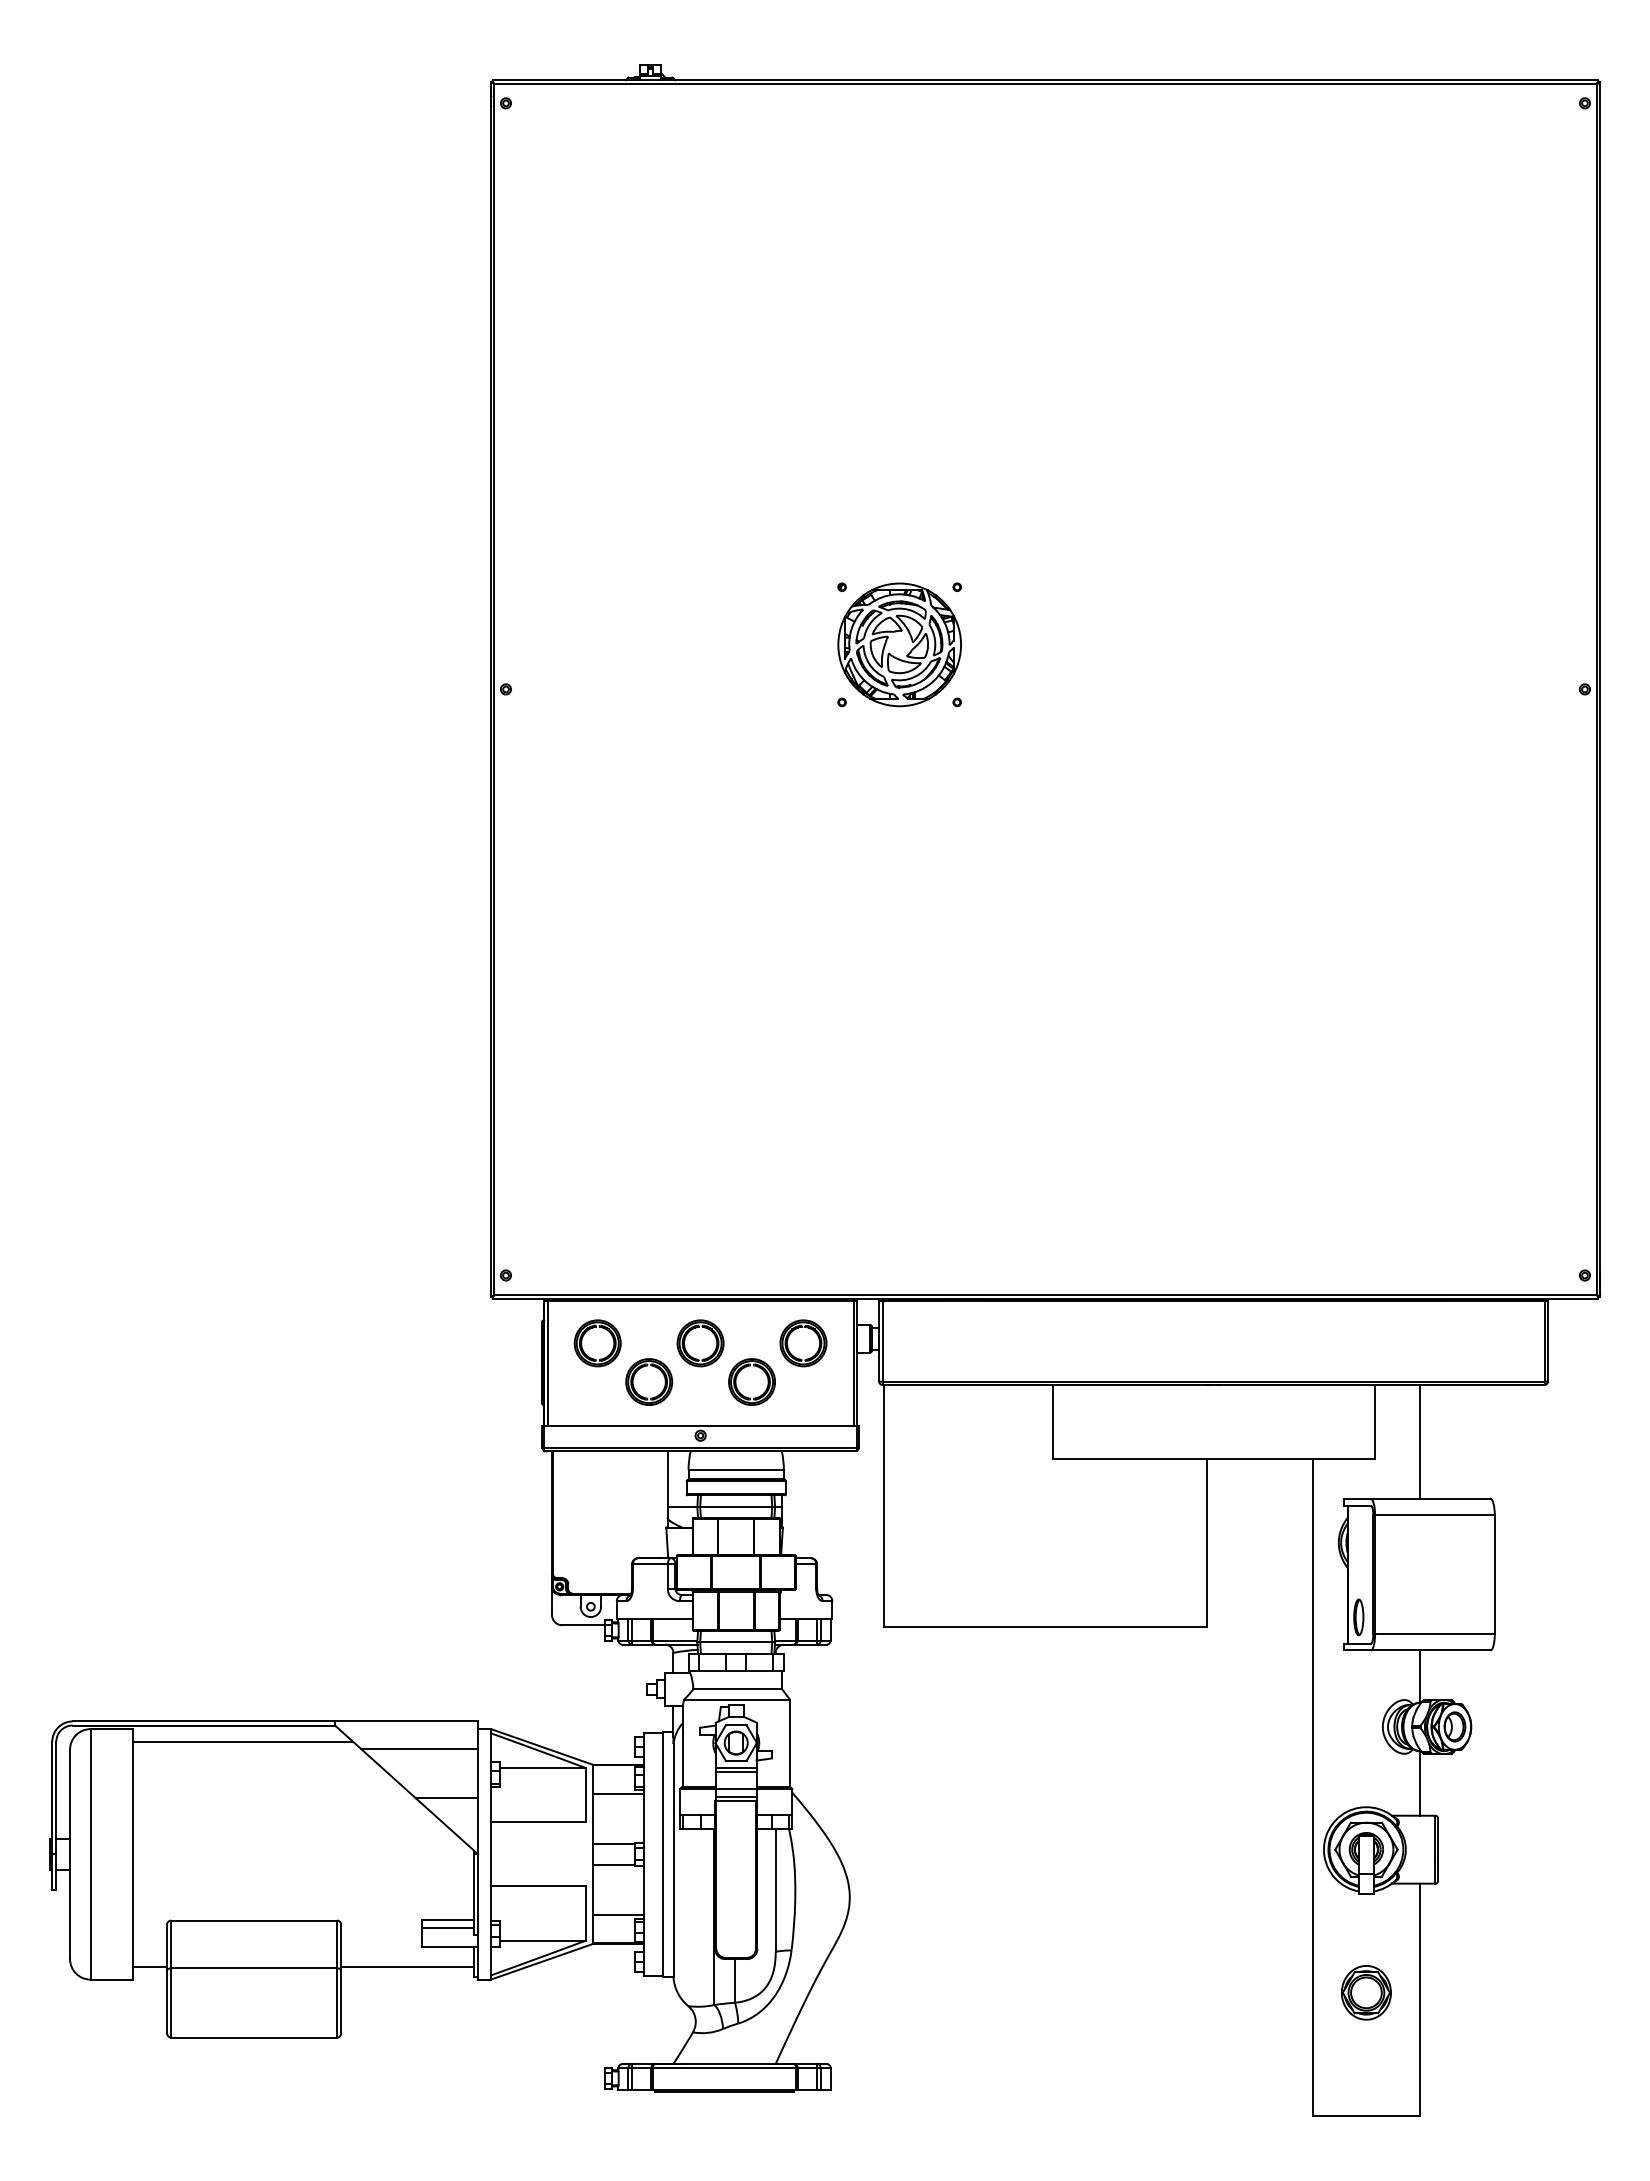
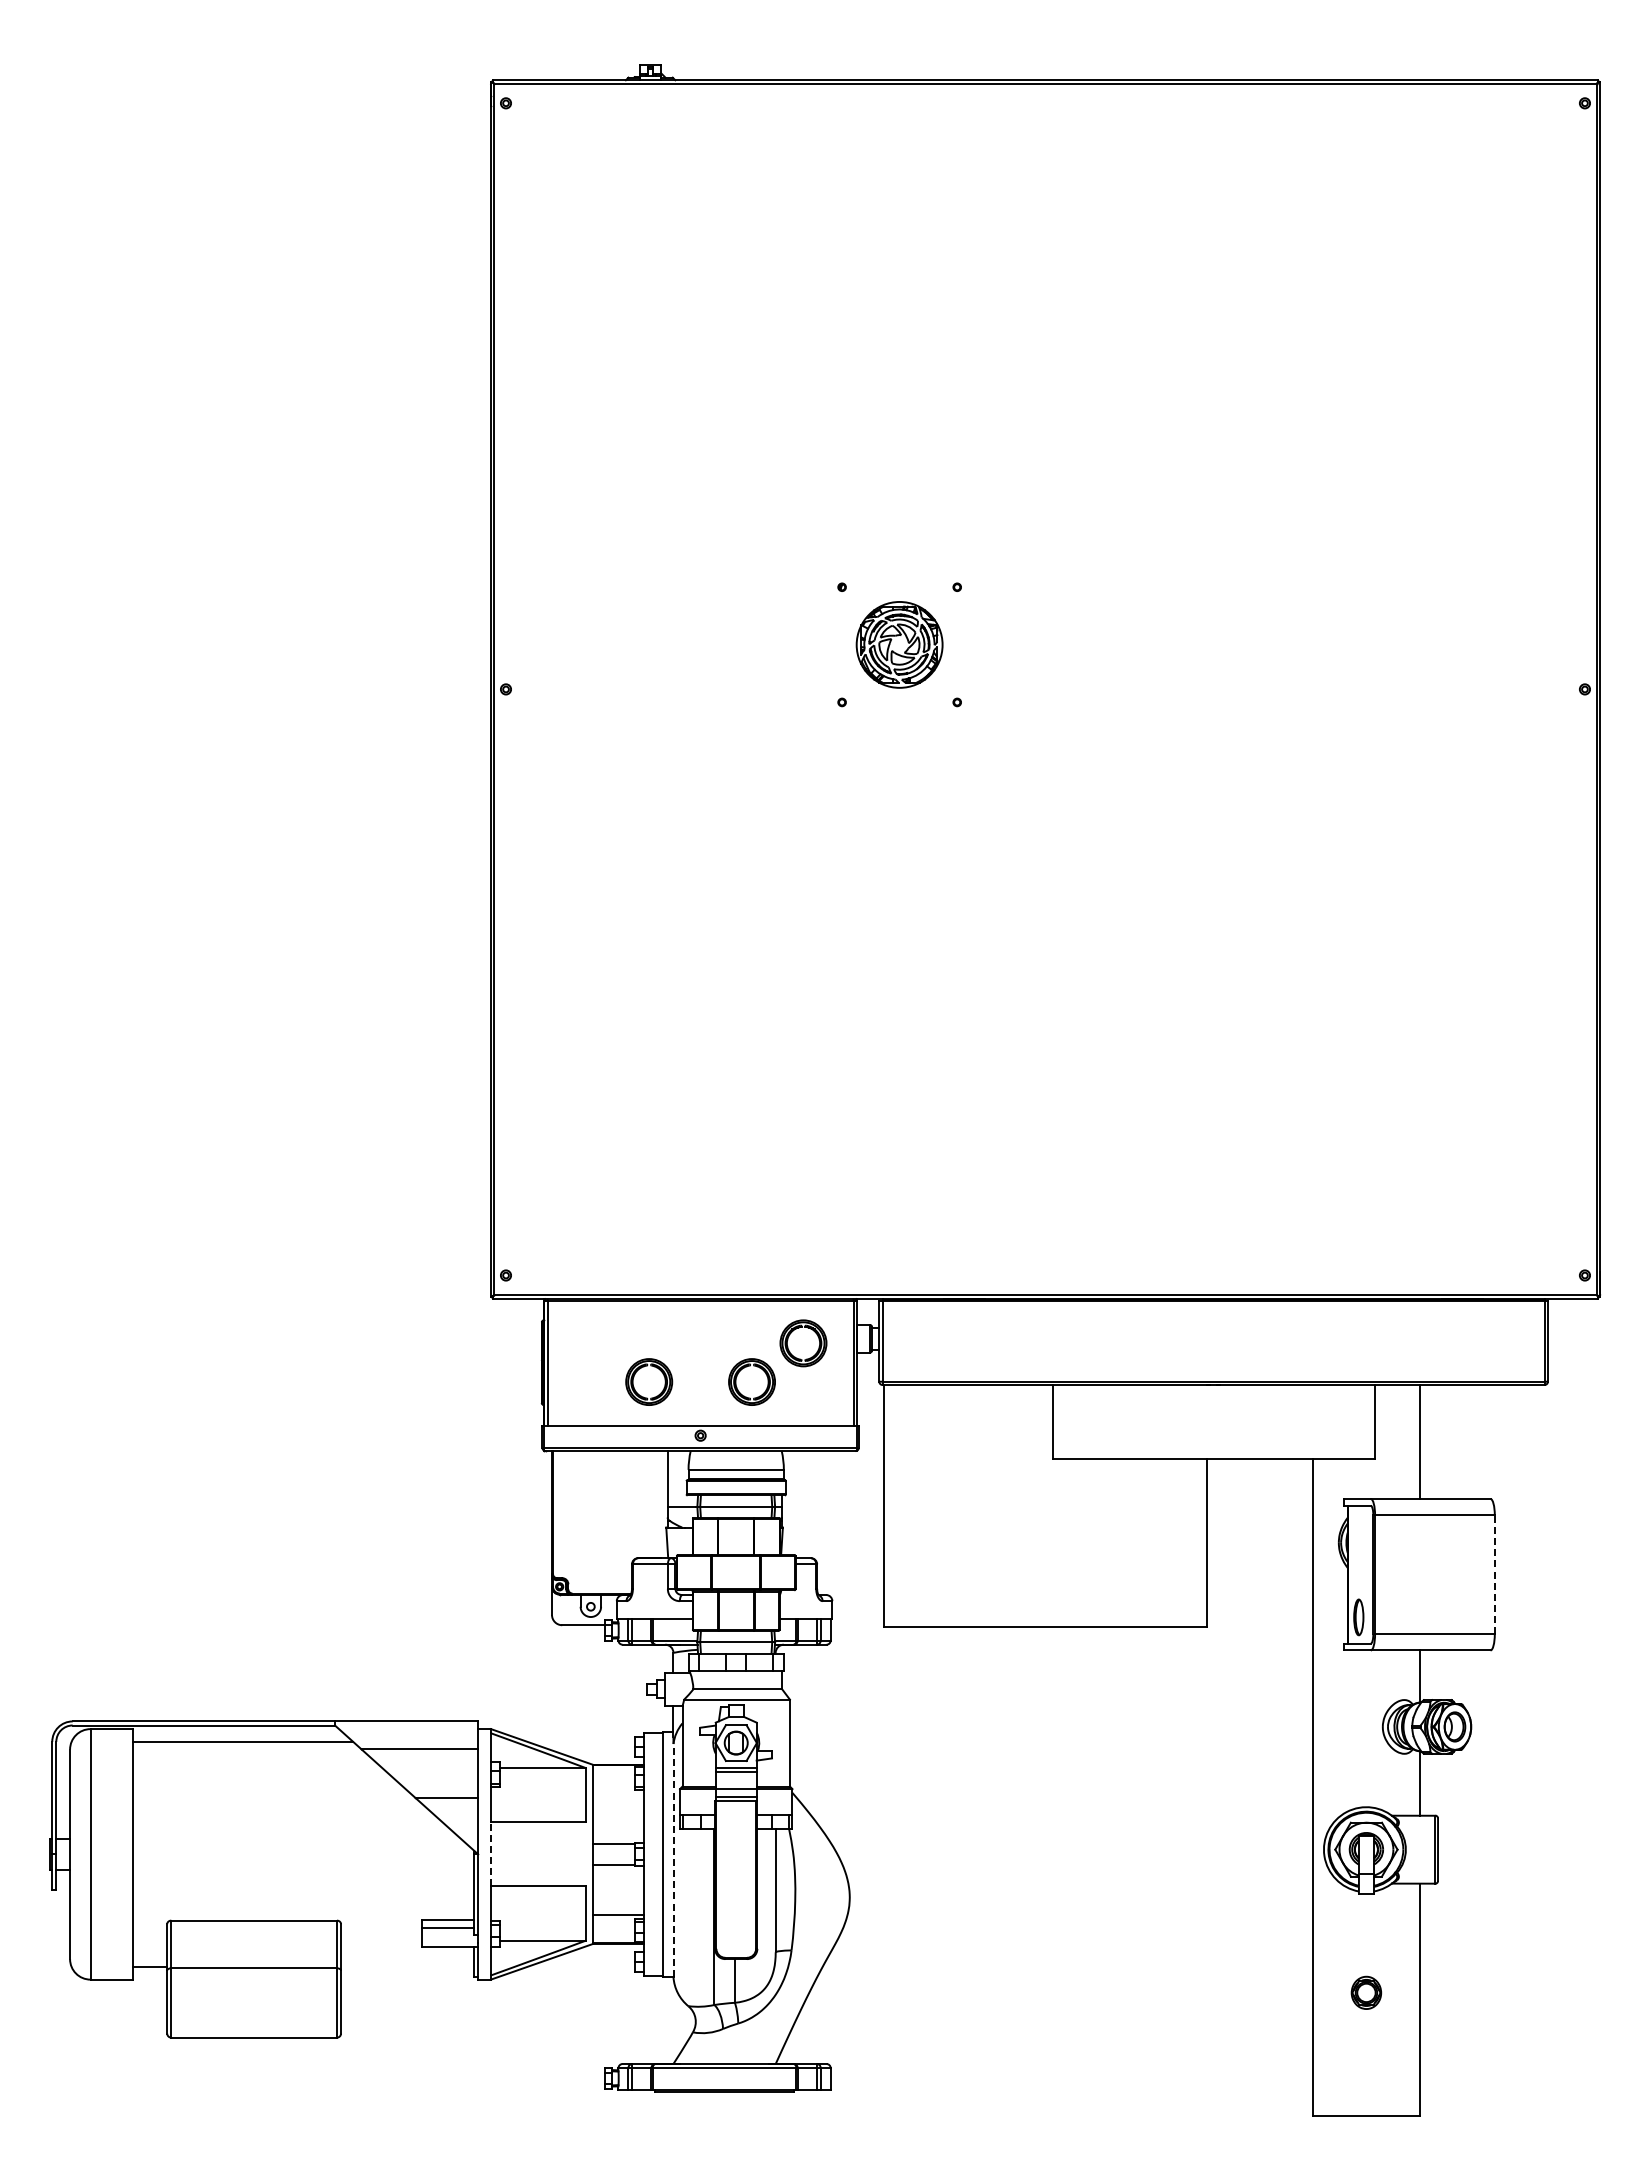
part size: 125x126 px -> 89x88 px (899, 644)
part: present -> none (597, 1343)
part: present -> none (700, 1343)
line: solid -> dashed (1494, 1574)
line: present -> none (618, 1793)
line: solid -> dashed (490, 1853)
line: solid -> dashed (673, 1860)
line: present -> none (407, 1966)
part size: 51x56 px -> 33x35 px (1366, 1992)
